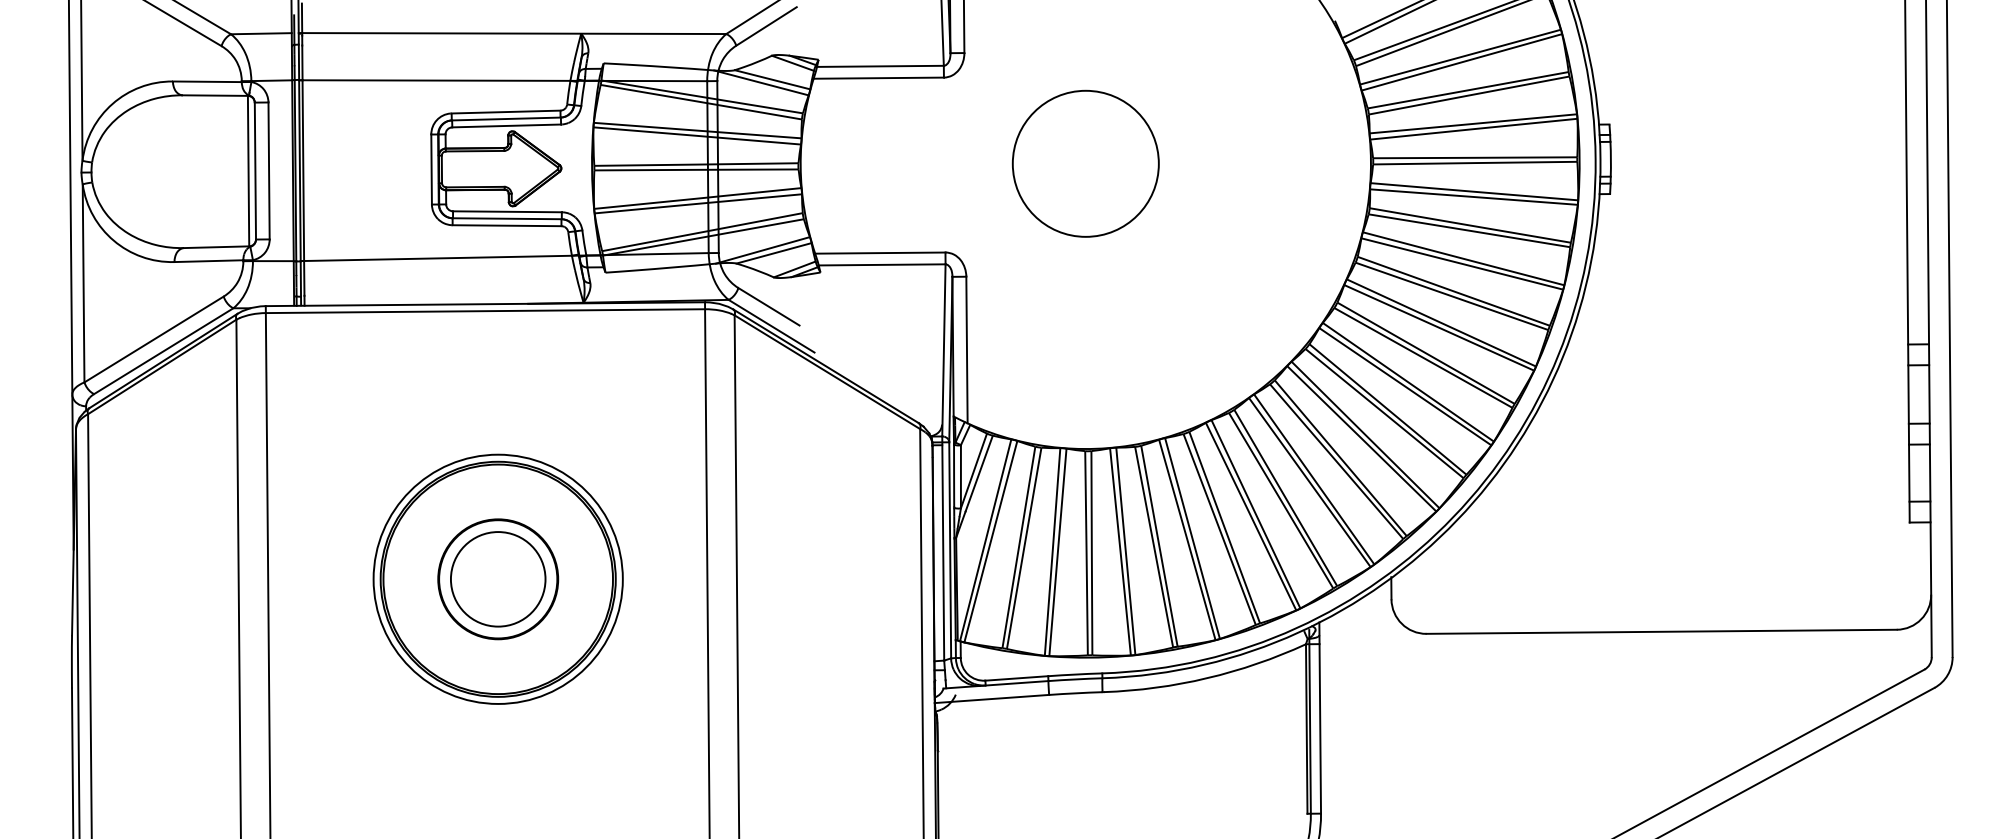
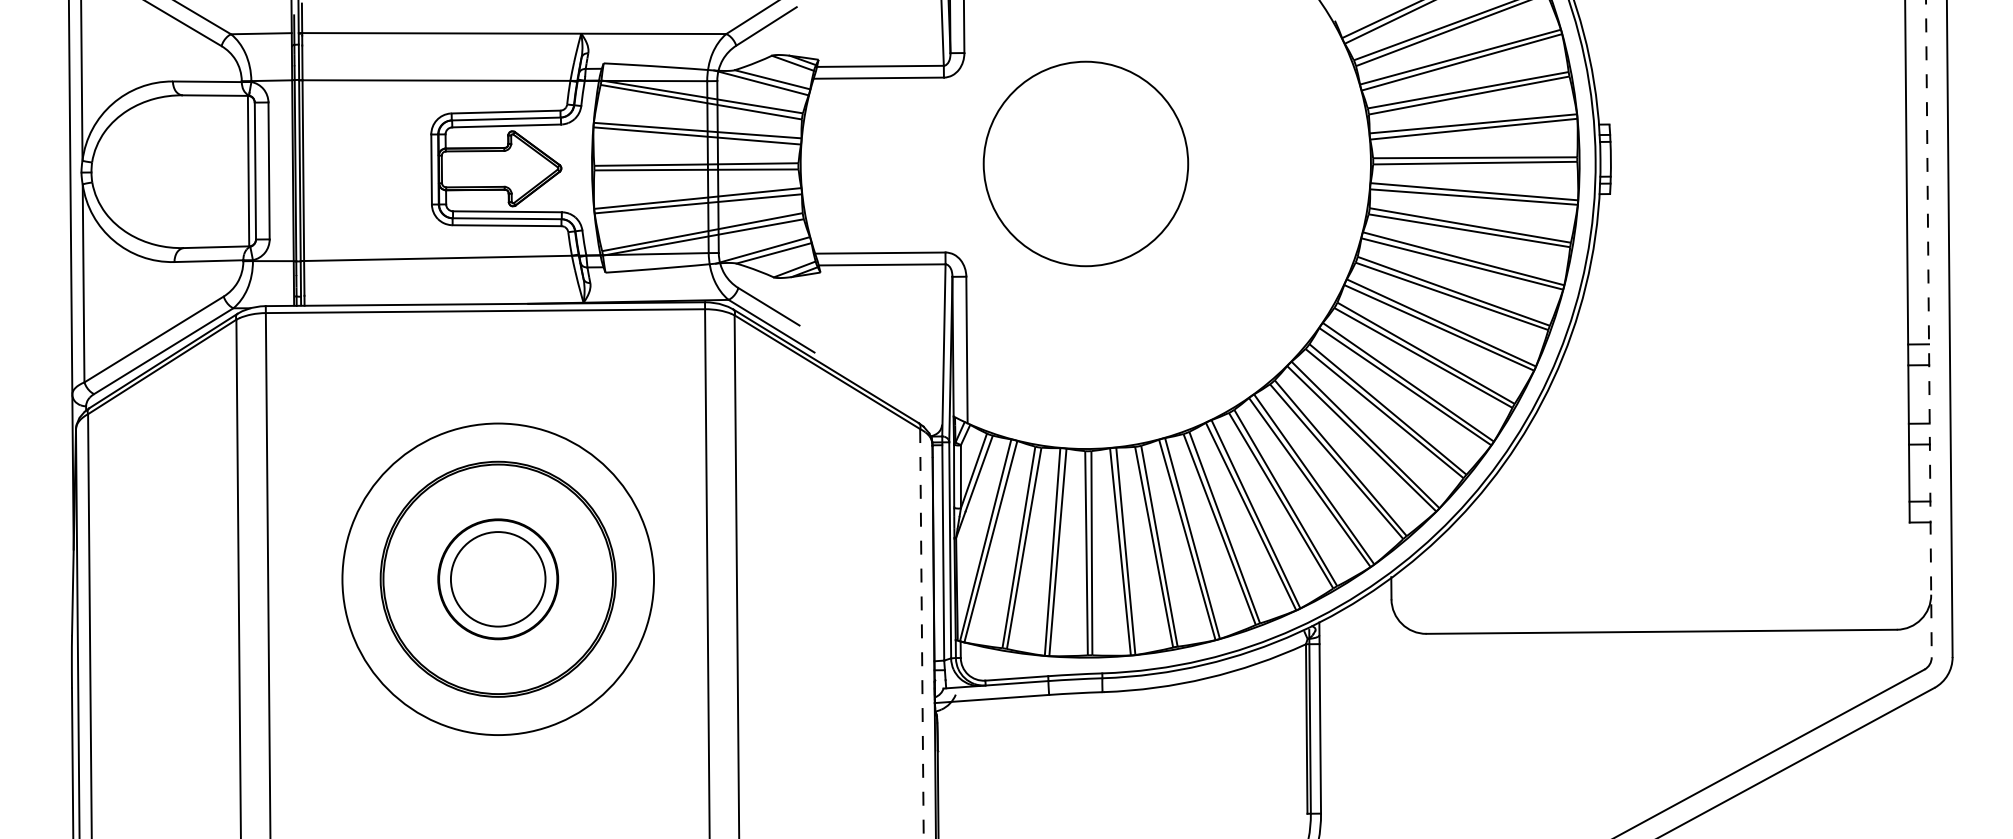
circle size: 149x149 px -> 208x208 px (1085, 163)
line: solid -> dashed (1928, 329)
circle diameter: 249 px -> 312 px (498, 579)
line: solid -> dashed (921, 633)
